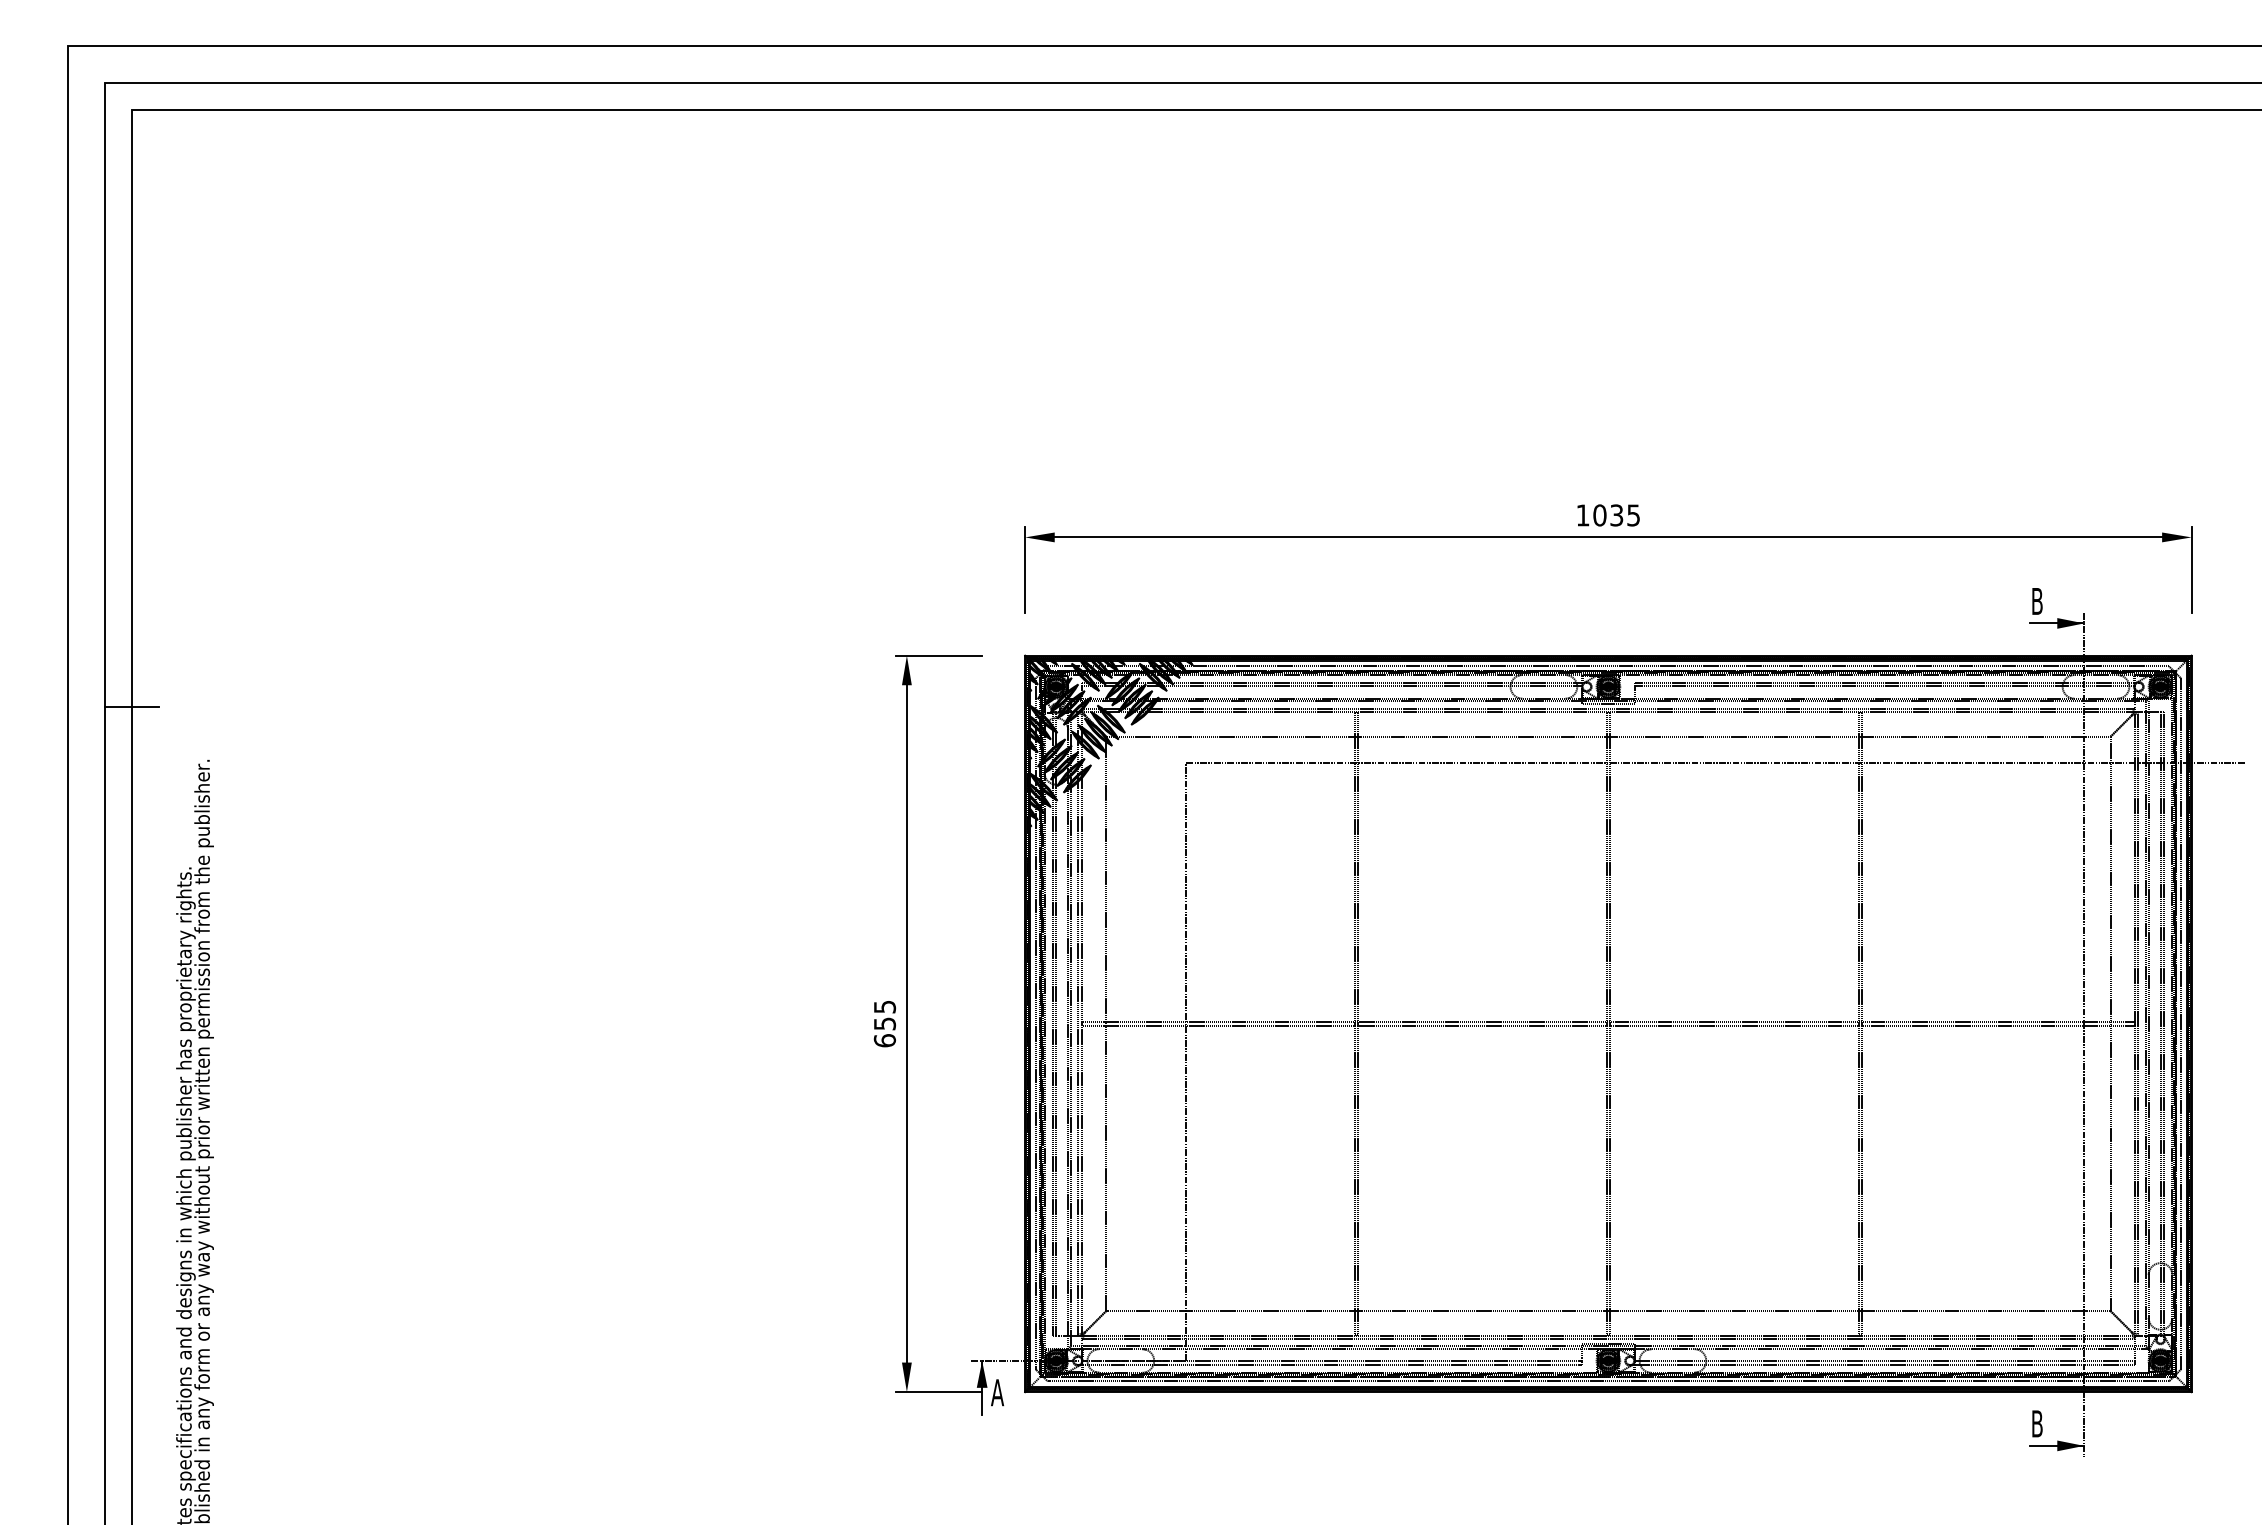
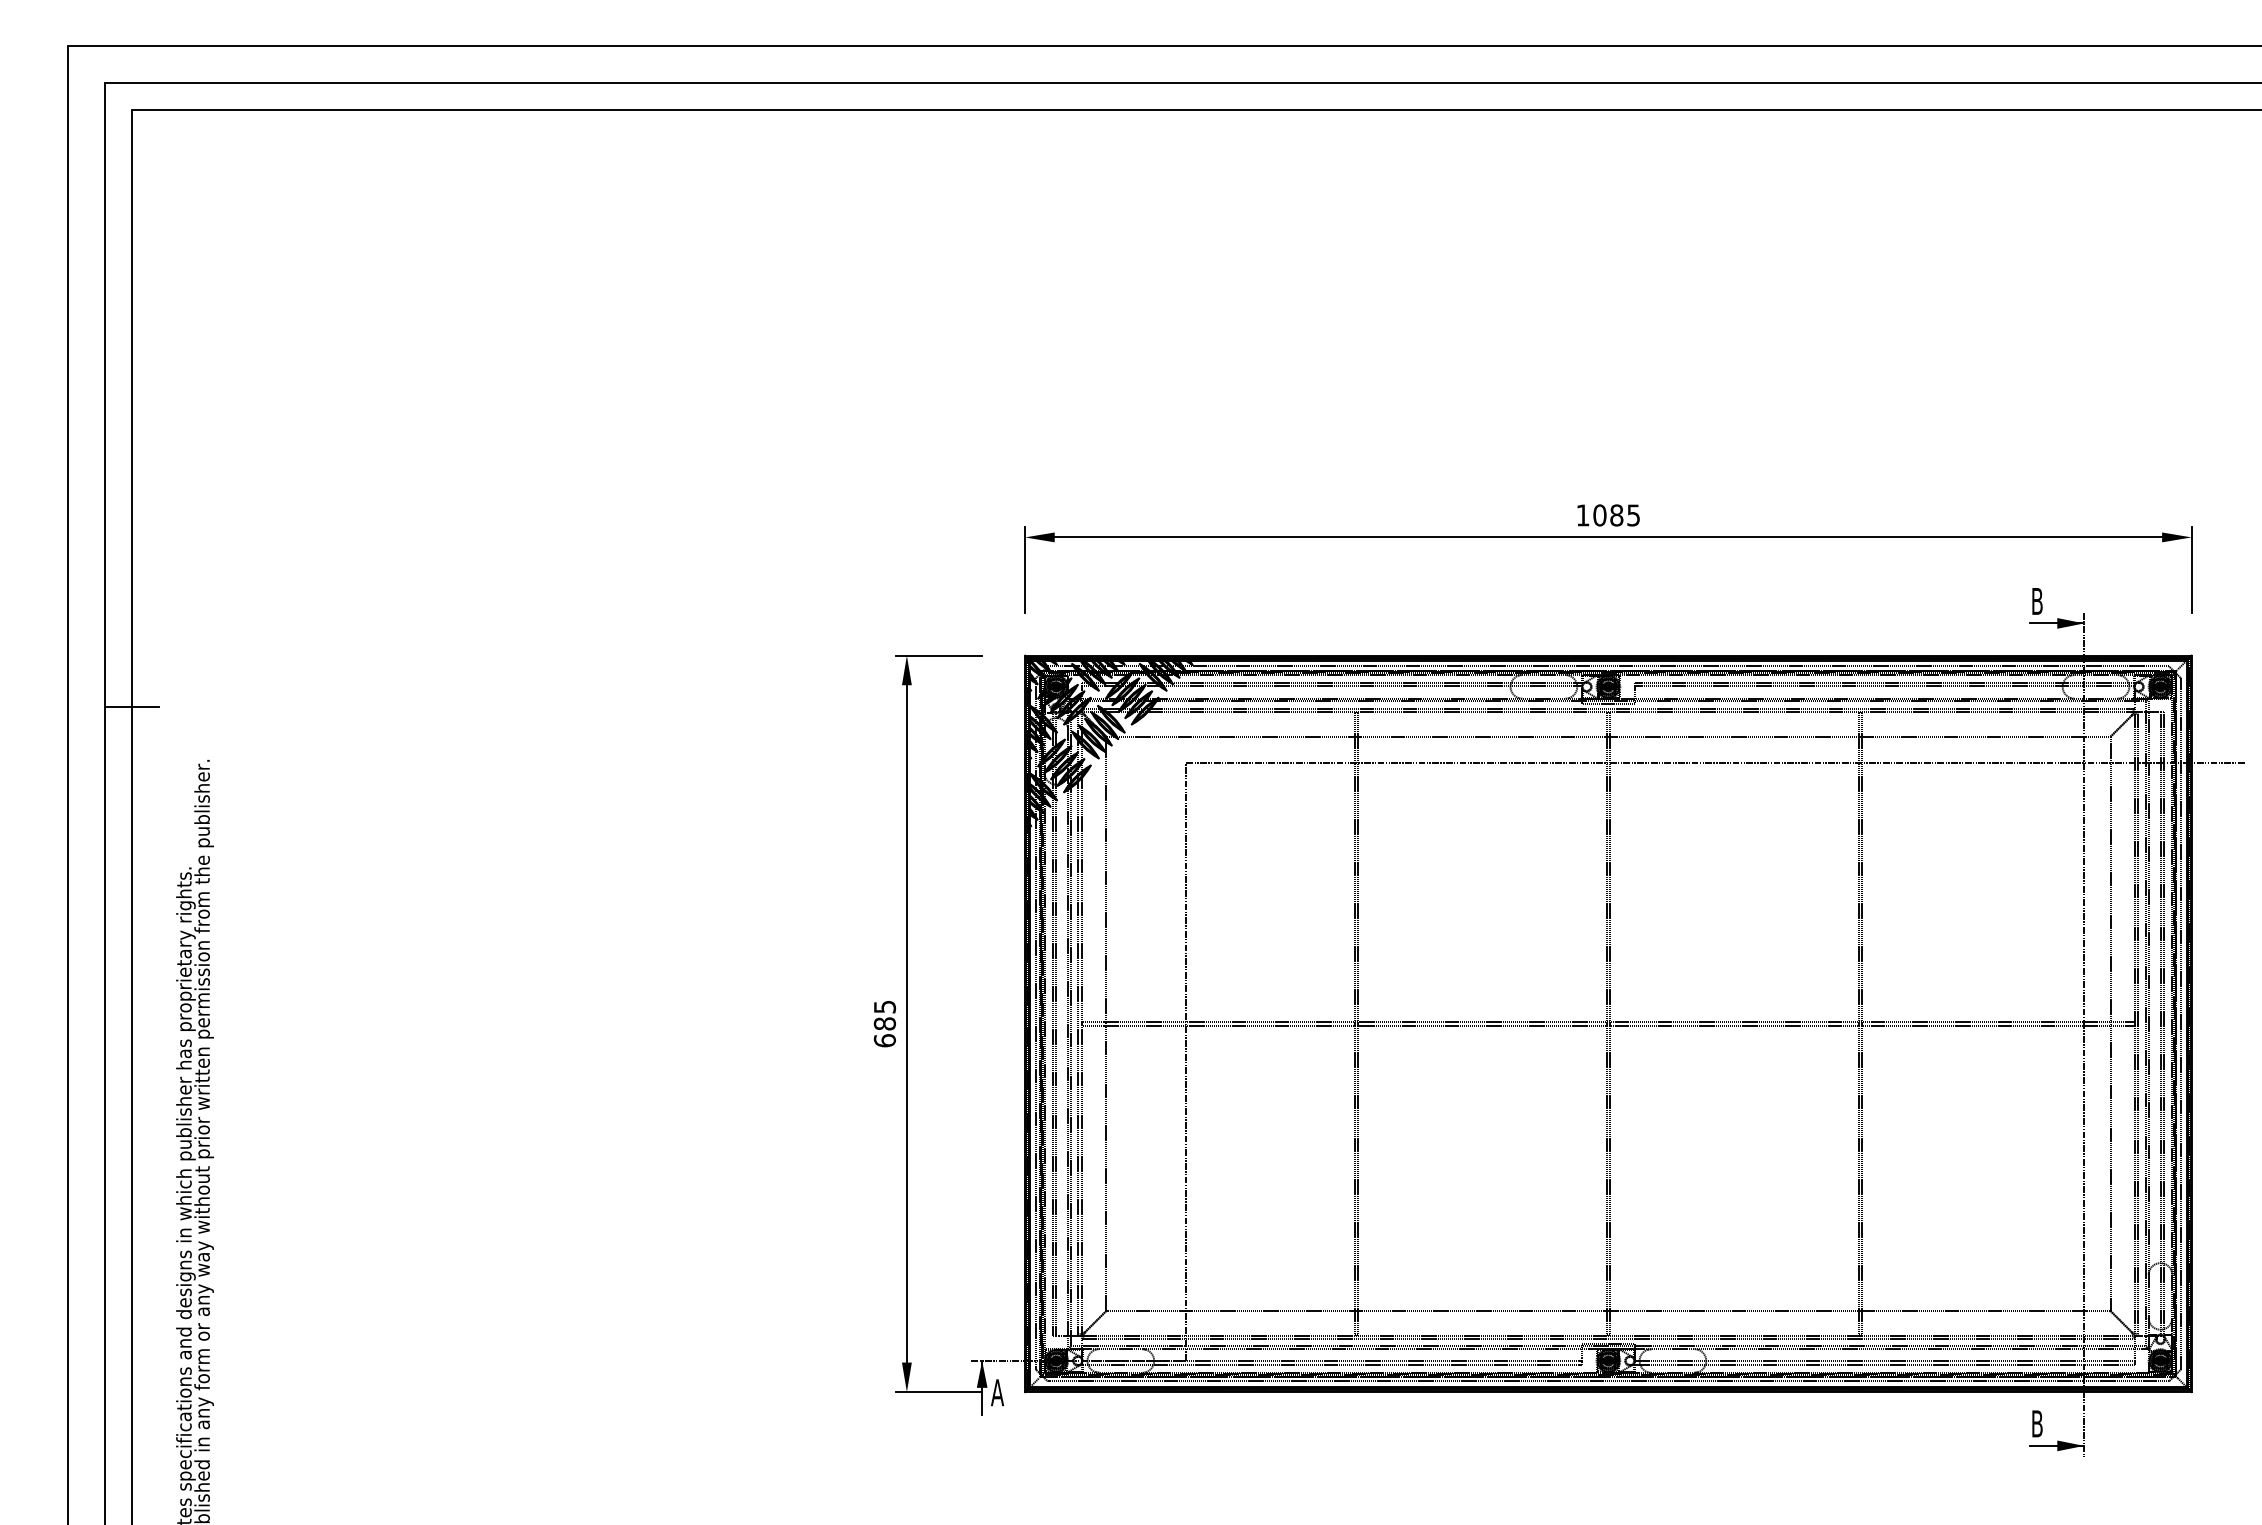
text: 1035 -> 1085 (1616, 515)
text: 655 -> 685 (884, 1023)
